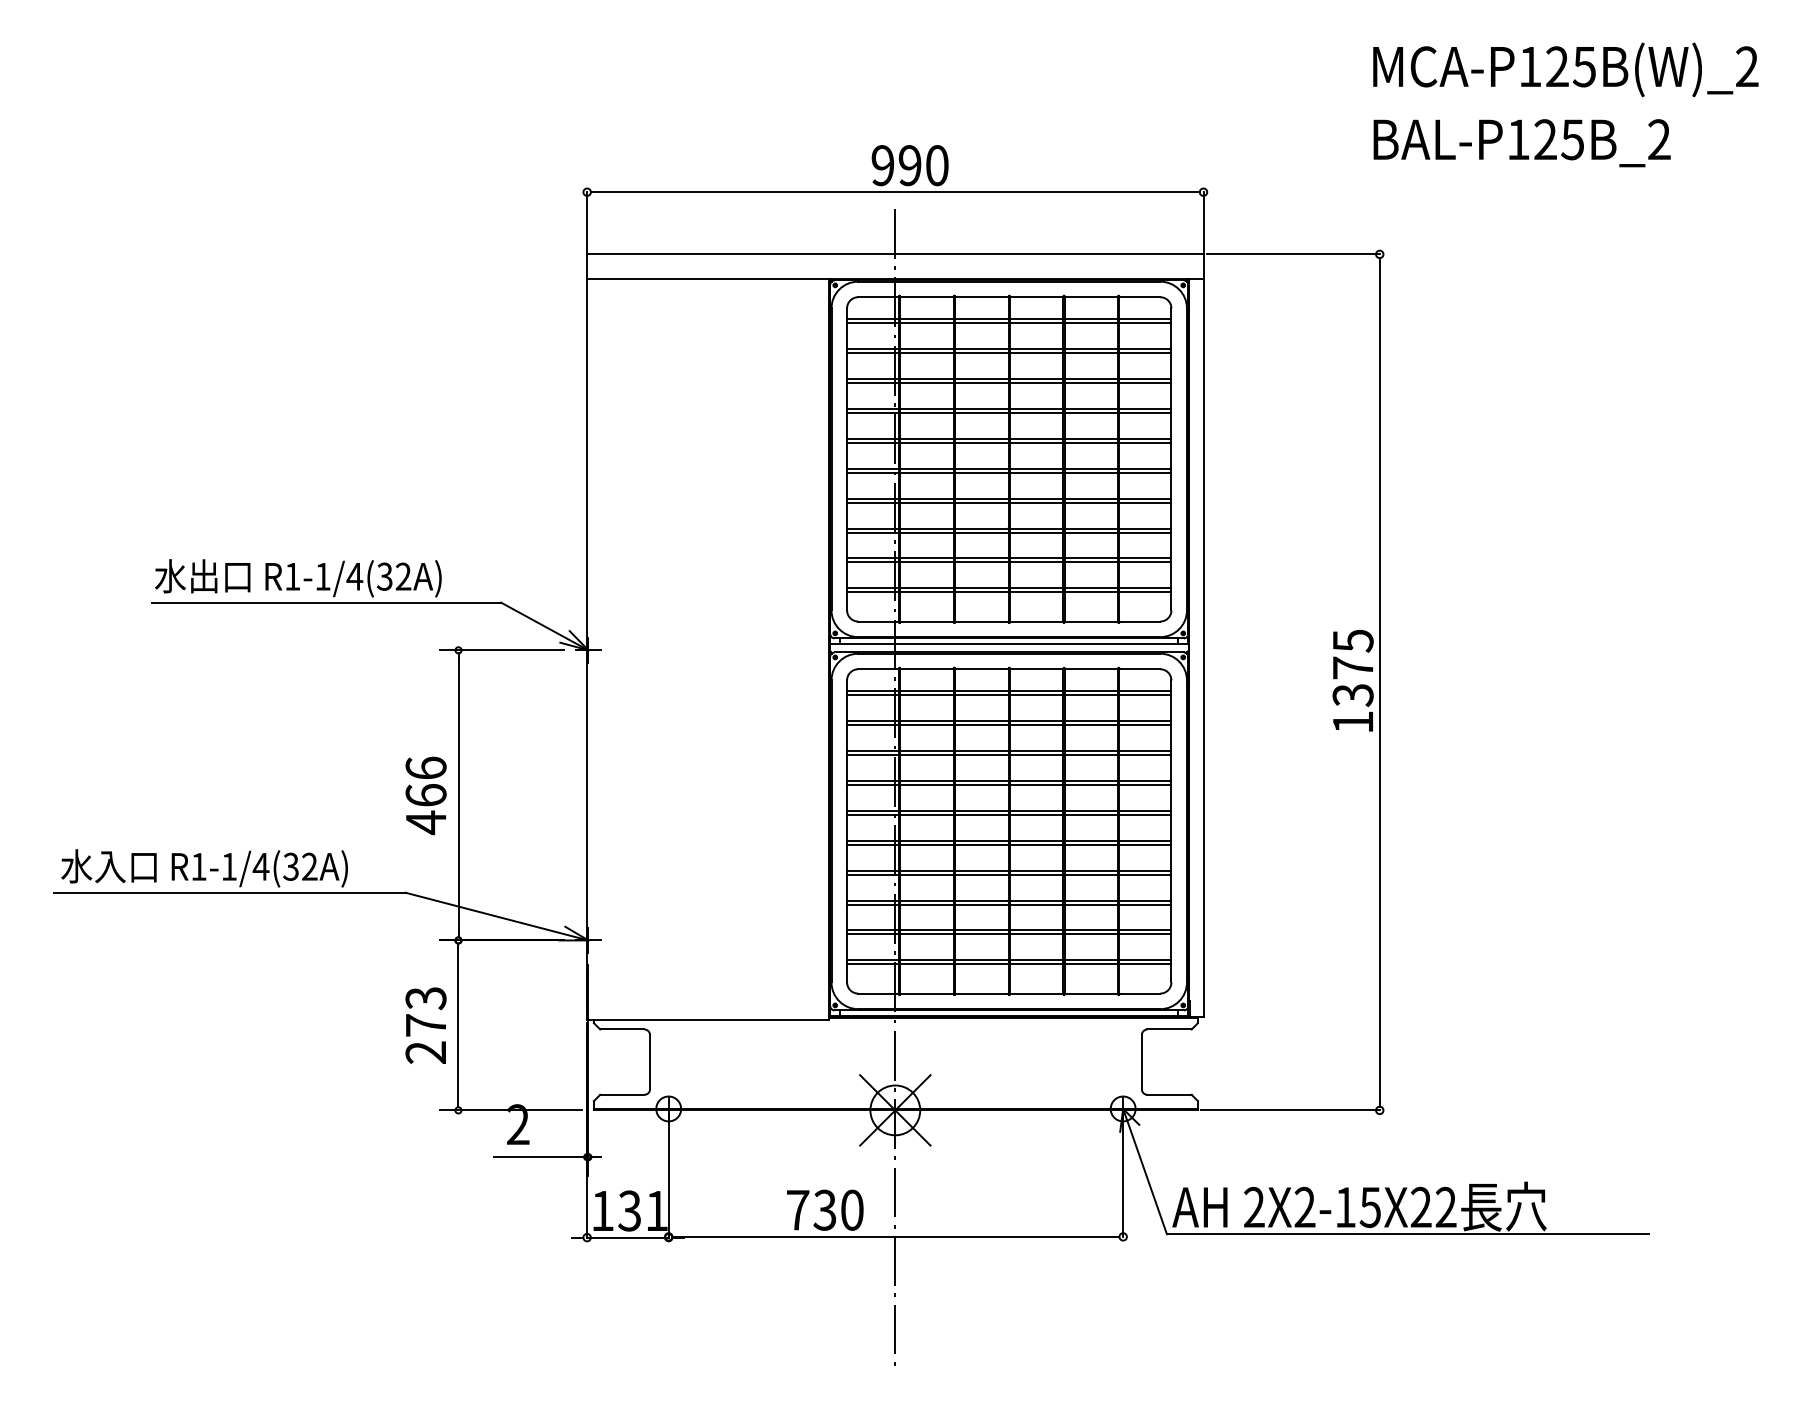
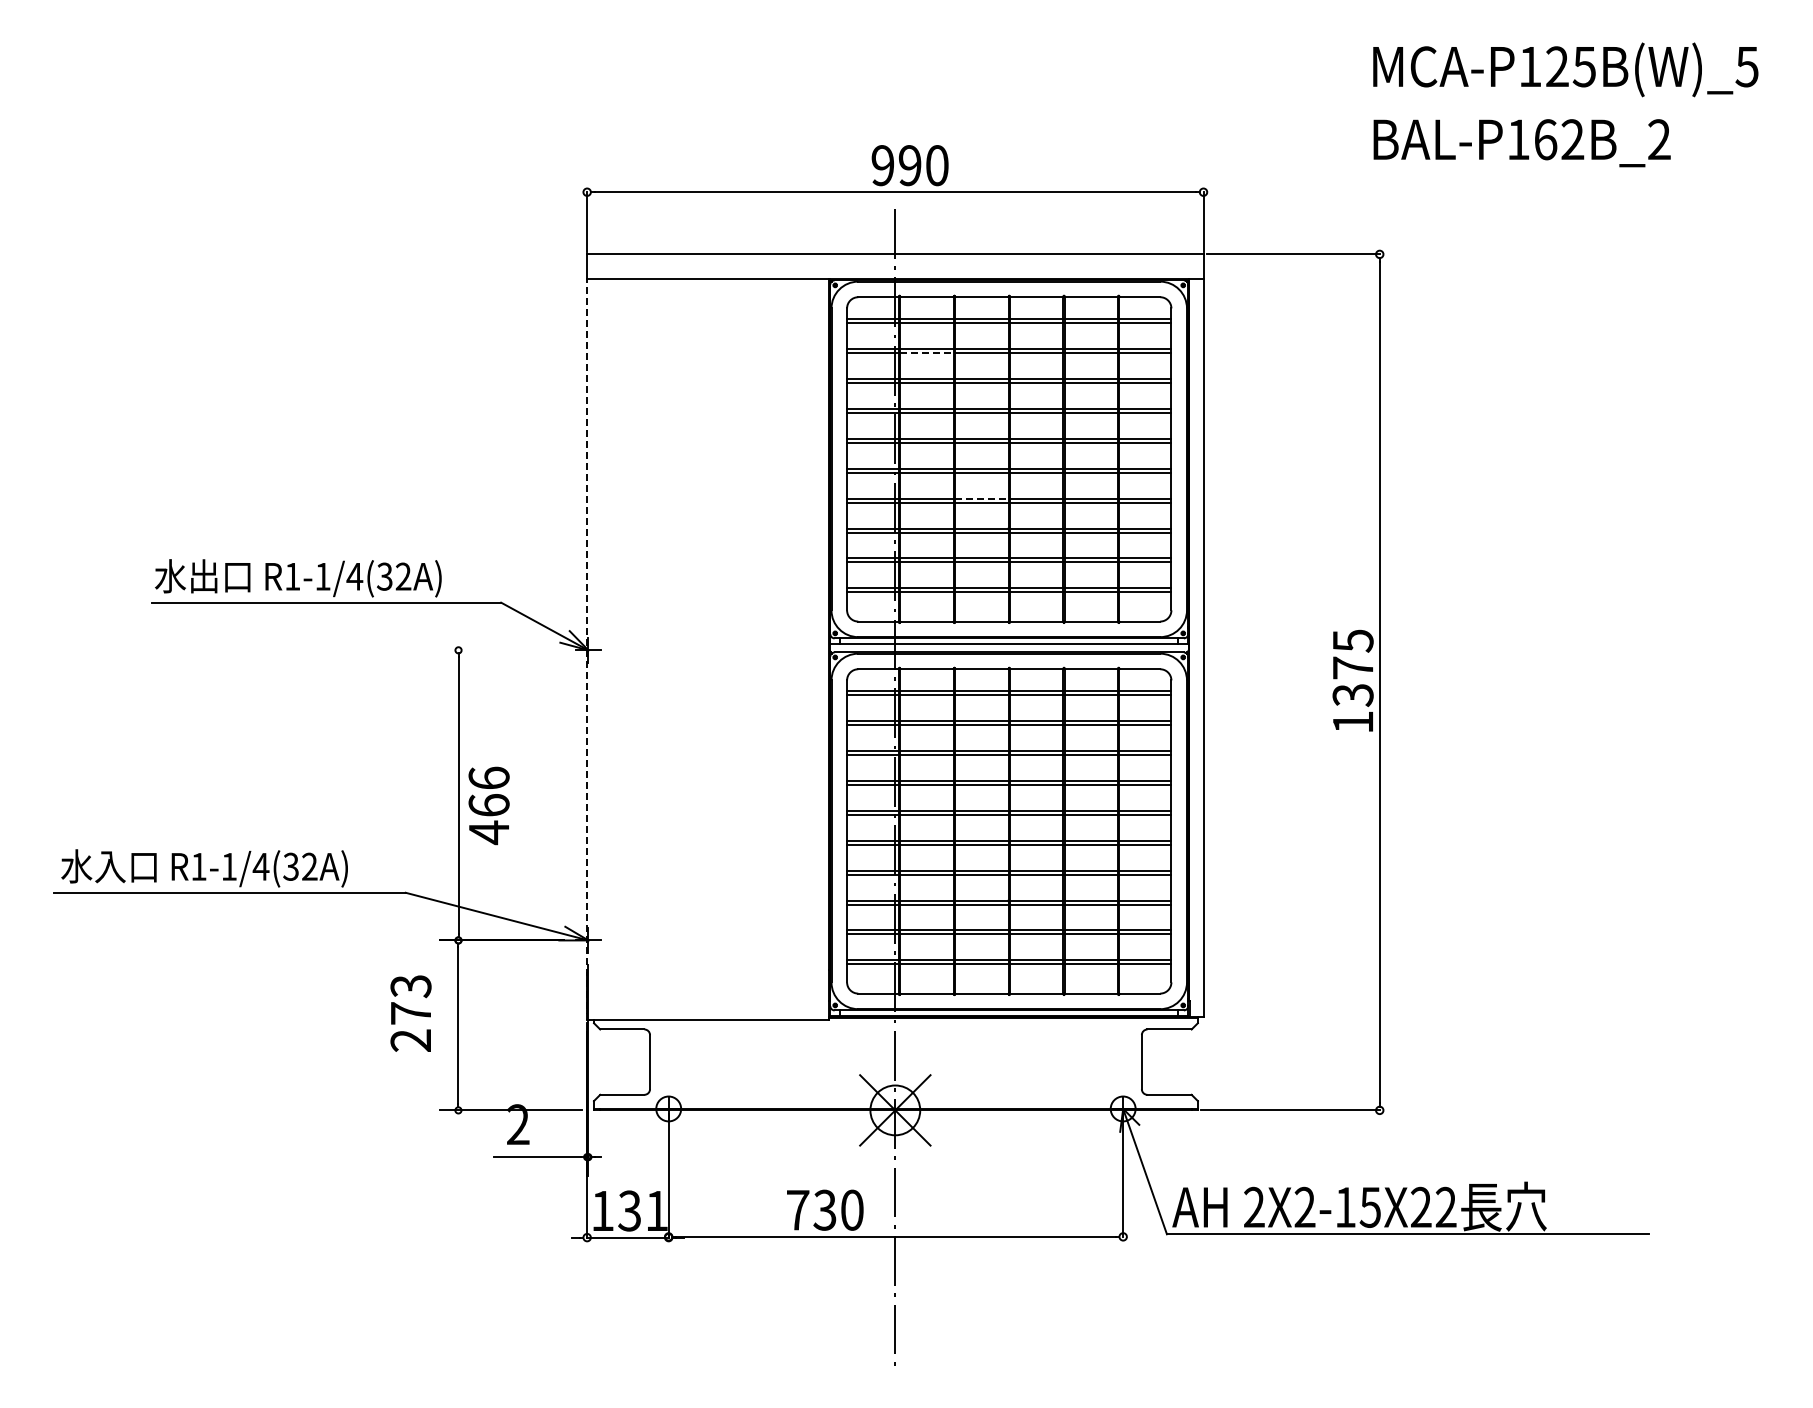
text: MCA-P125B(W)_2 -> MCA-P125B(W)_5 (1746, 66)
text: BAL-P125B_2 -> BAL-P162B_2 (1559, 139)
line: solid -> dashed (927, 353)
line: solid -> dashed (981, 498)
line: solid -> dashed (587, 648)
line: present -> none (501, 650)
text position: (425, 795) -> (488, 805) (488, 805)
text position: (425, 1025) -> (410, 1013) (410, 1013)
